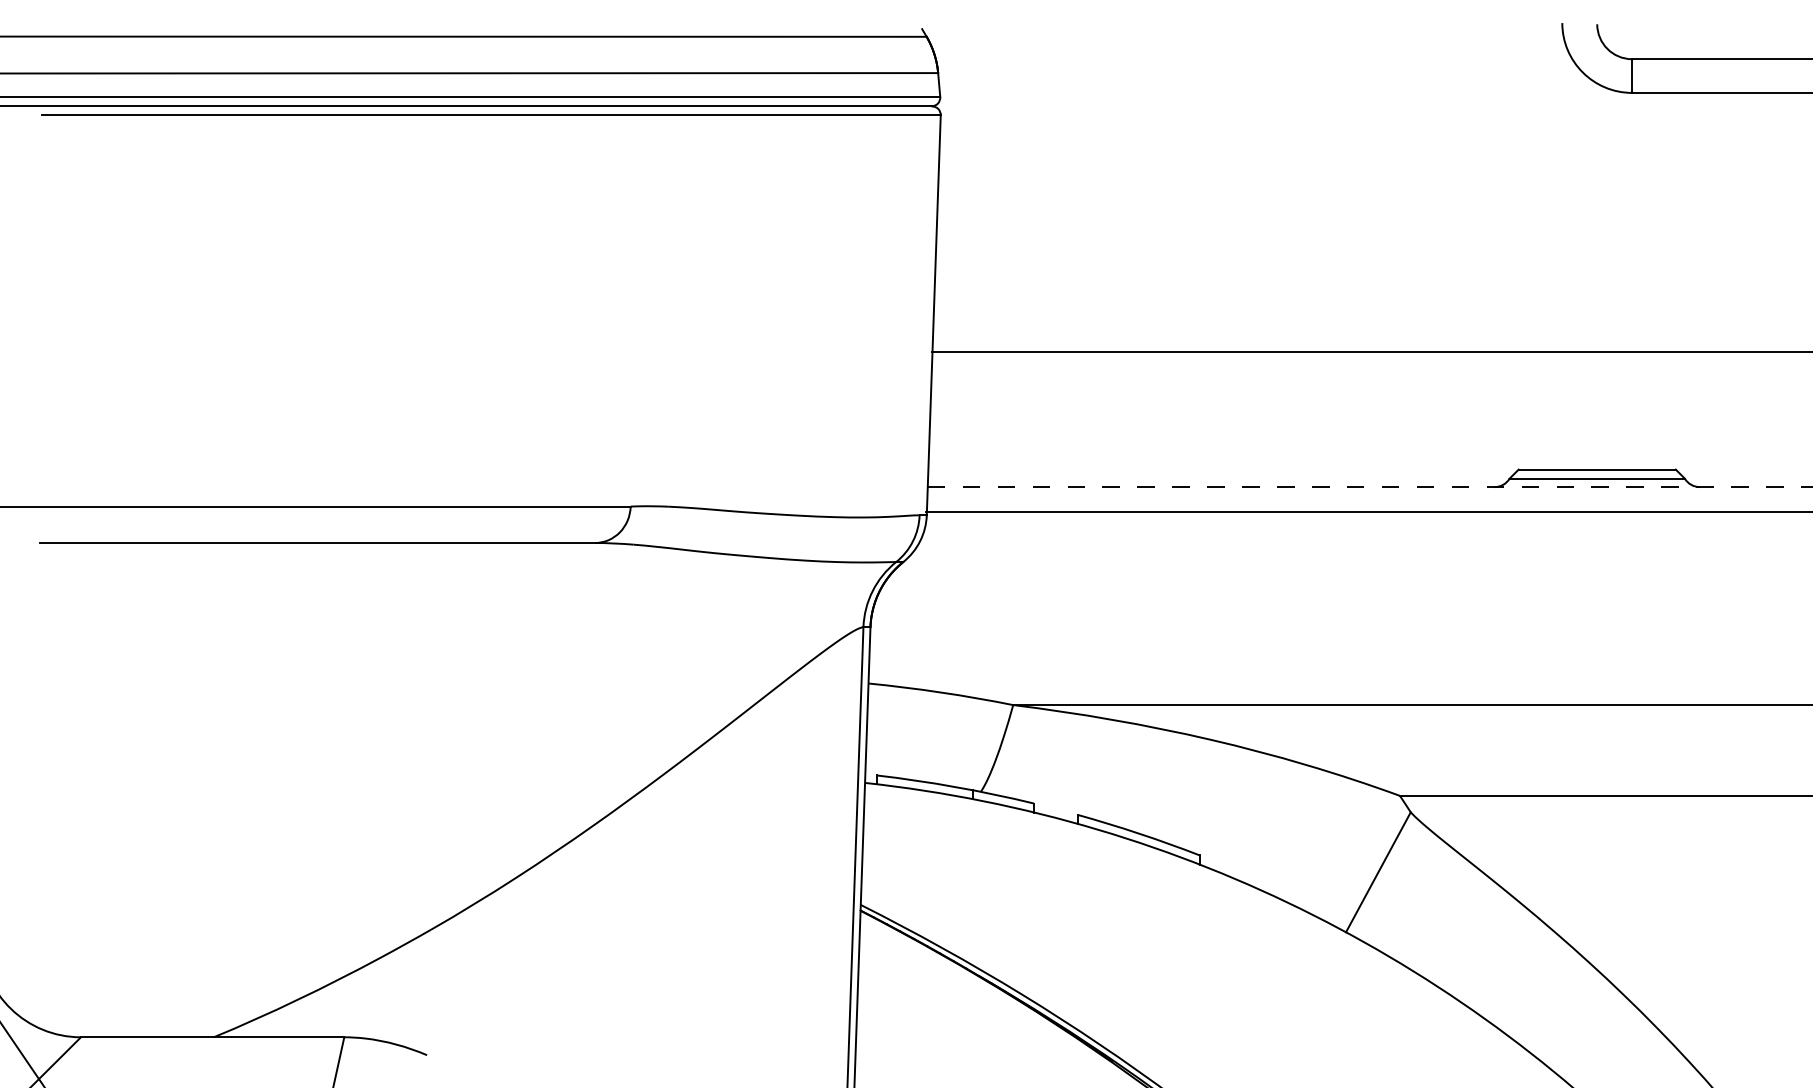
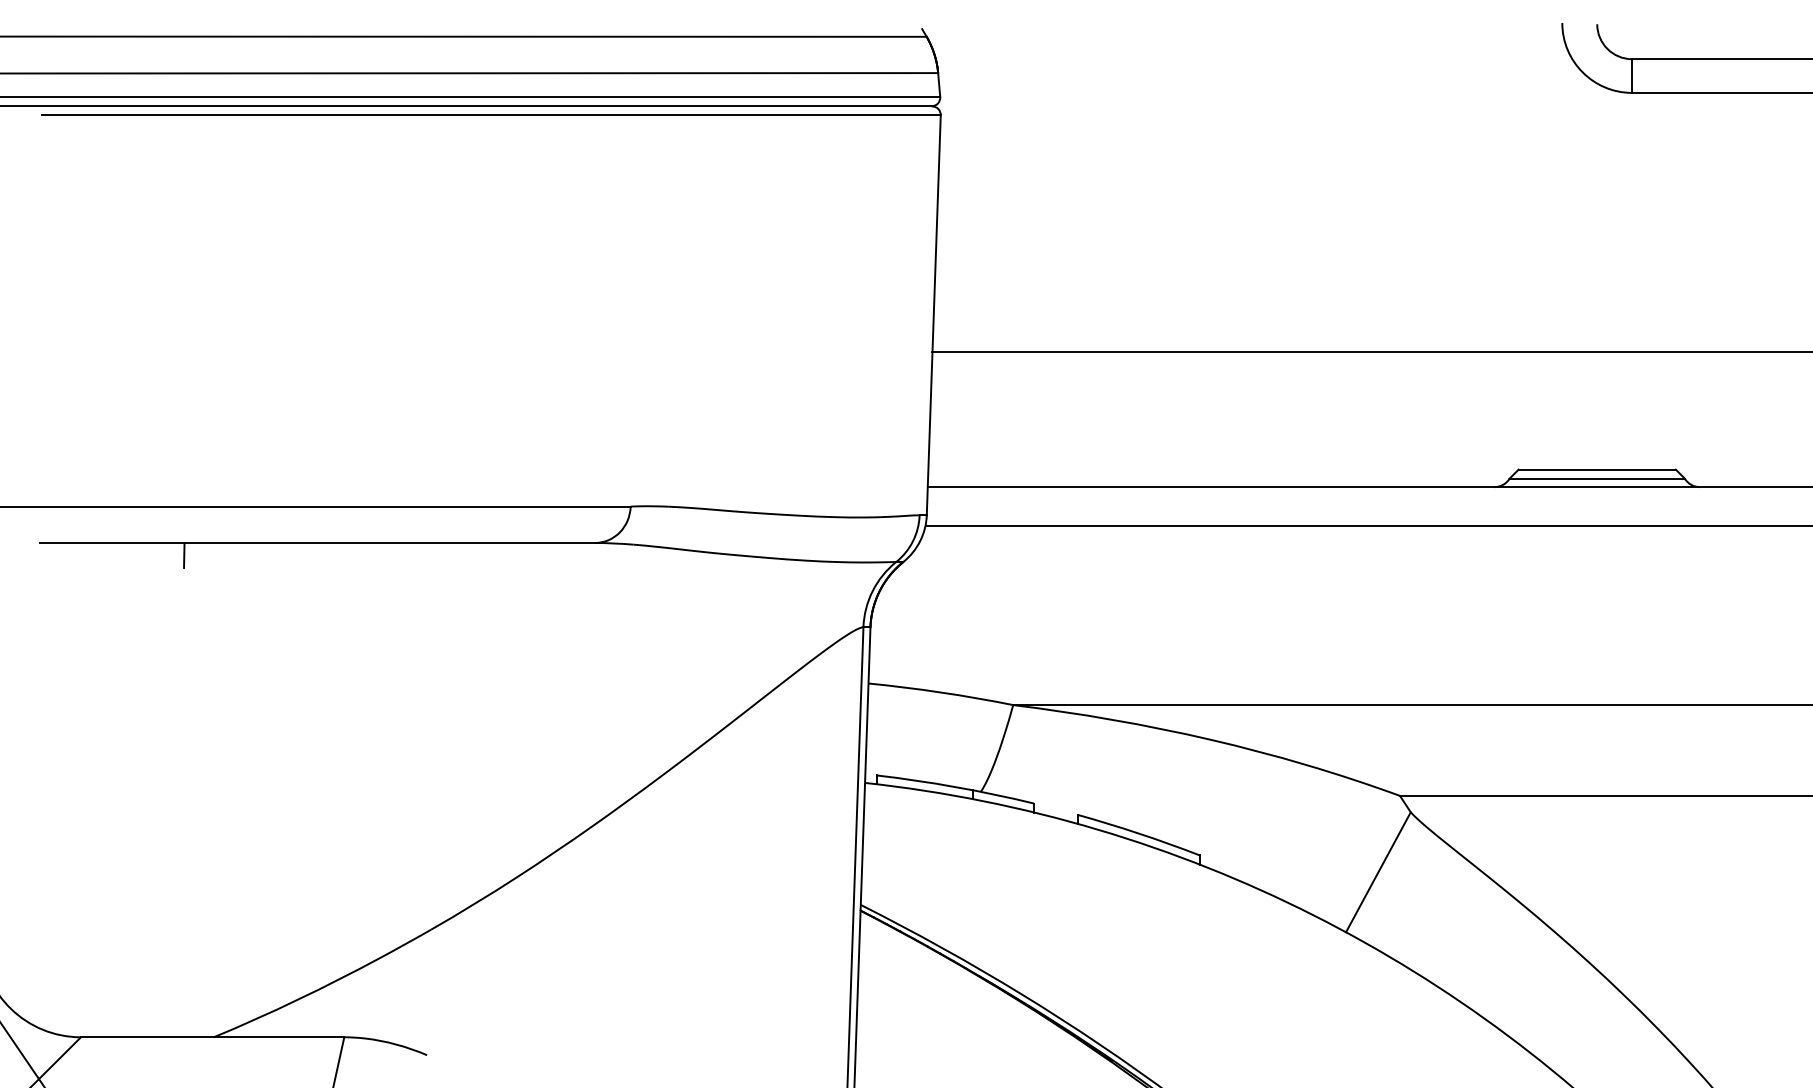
line: dashed -> solid (1370, 487)
line position: (1367, 512) -> (1367, 526) (1367, 526)
line: none -> present (184, 555)
